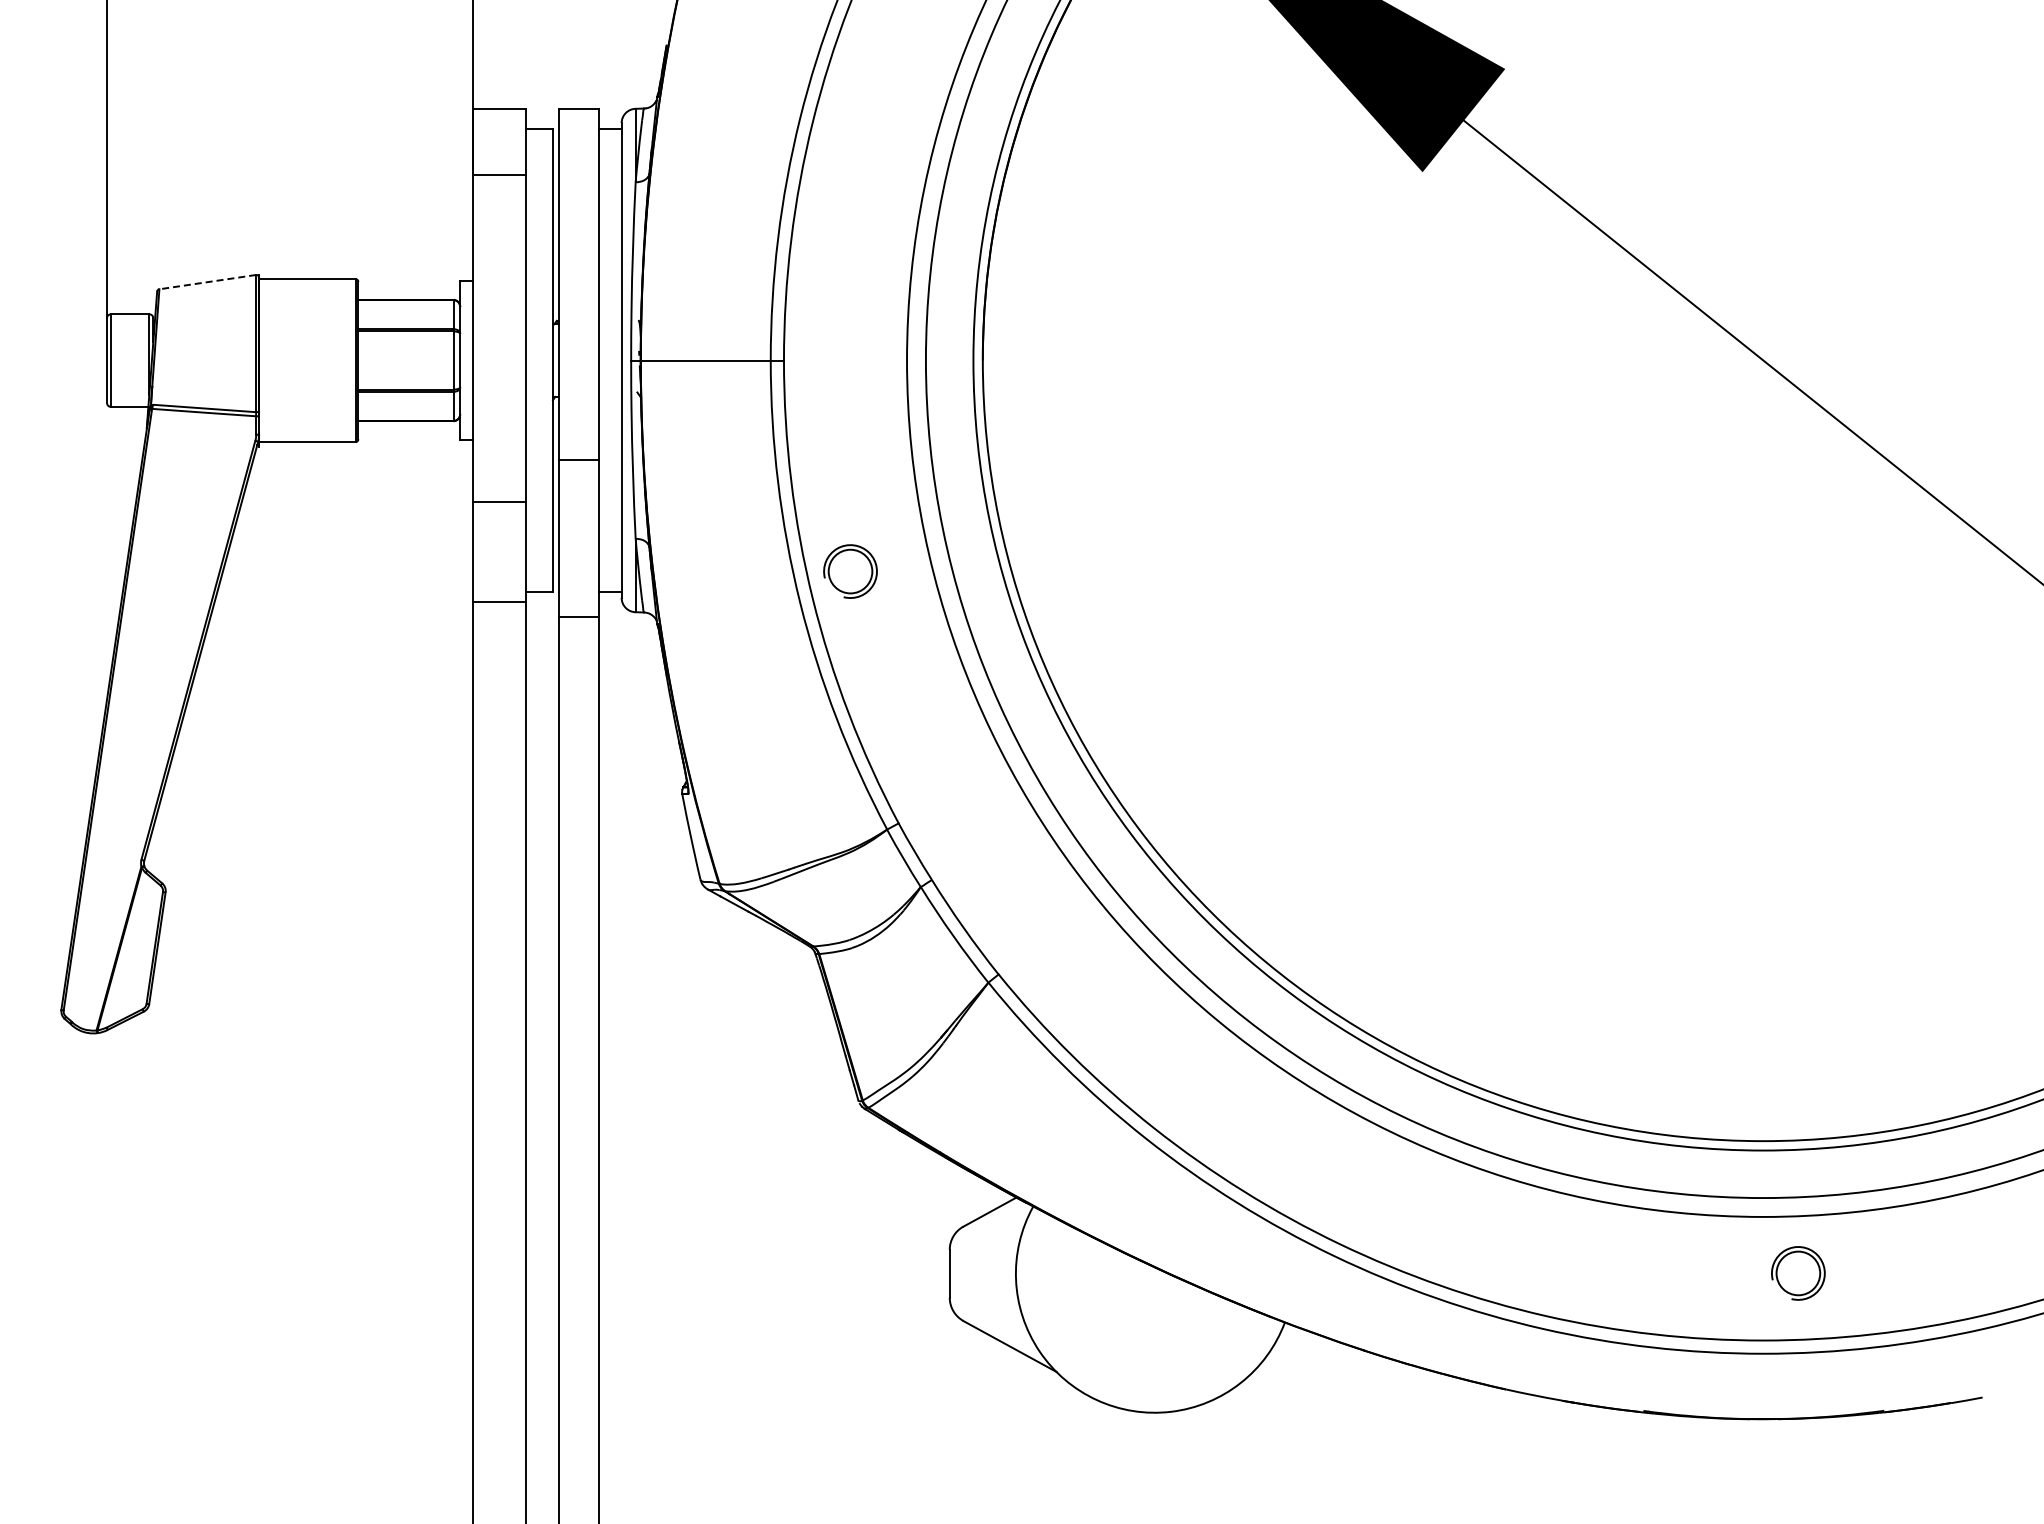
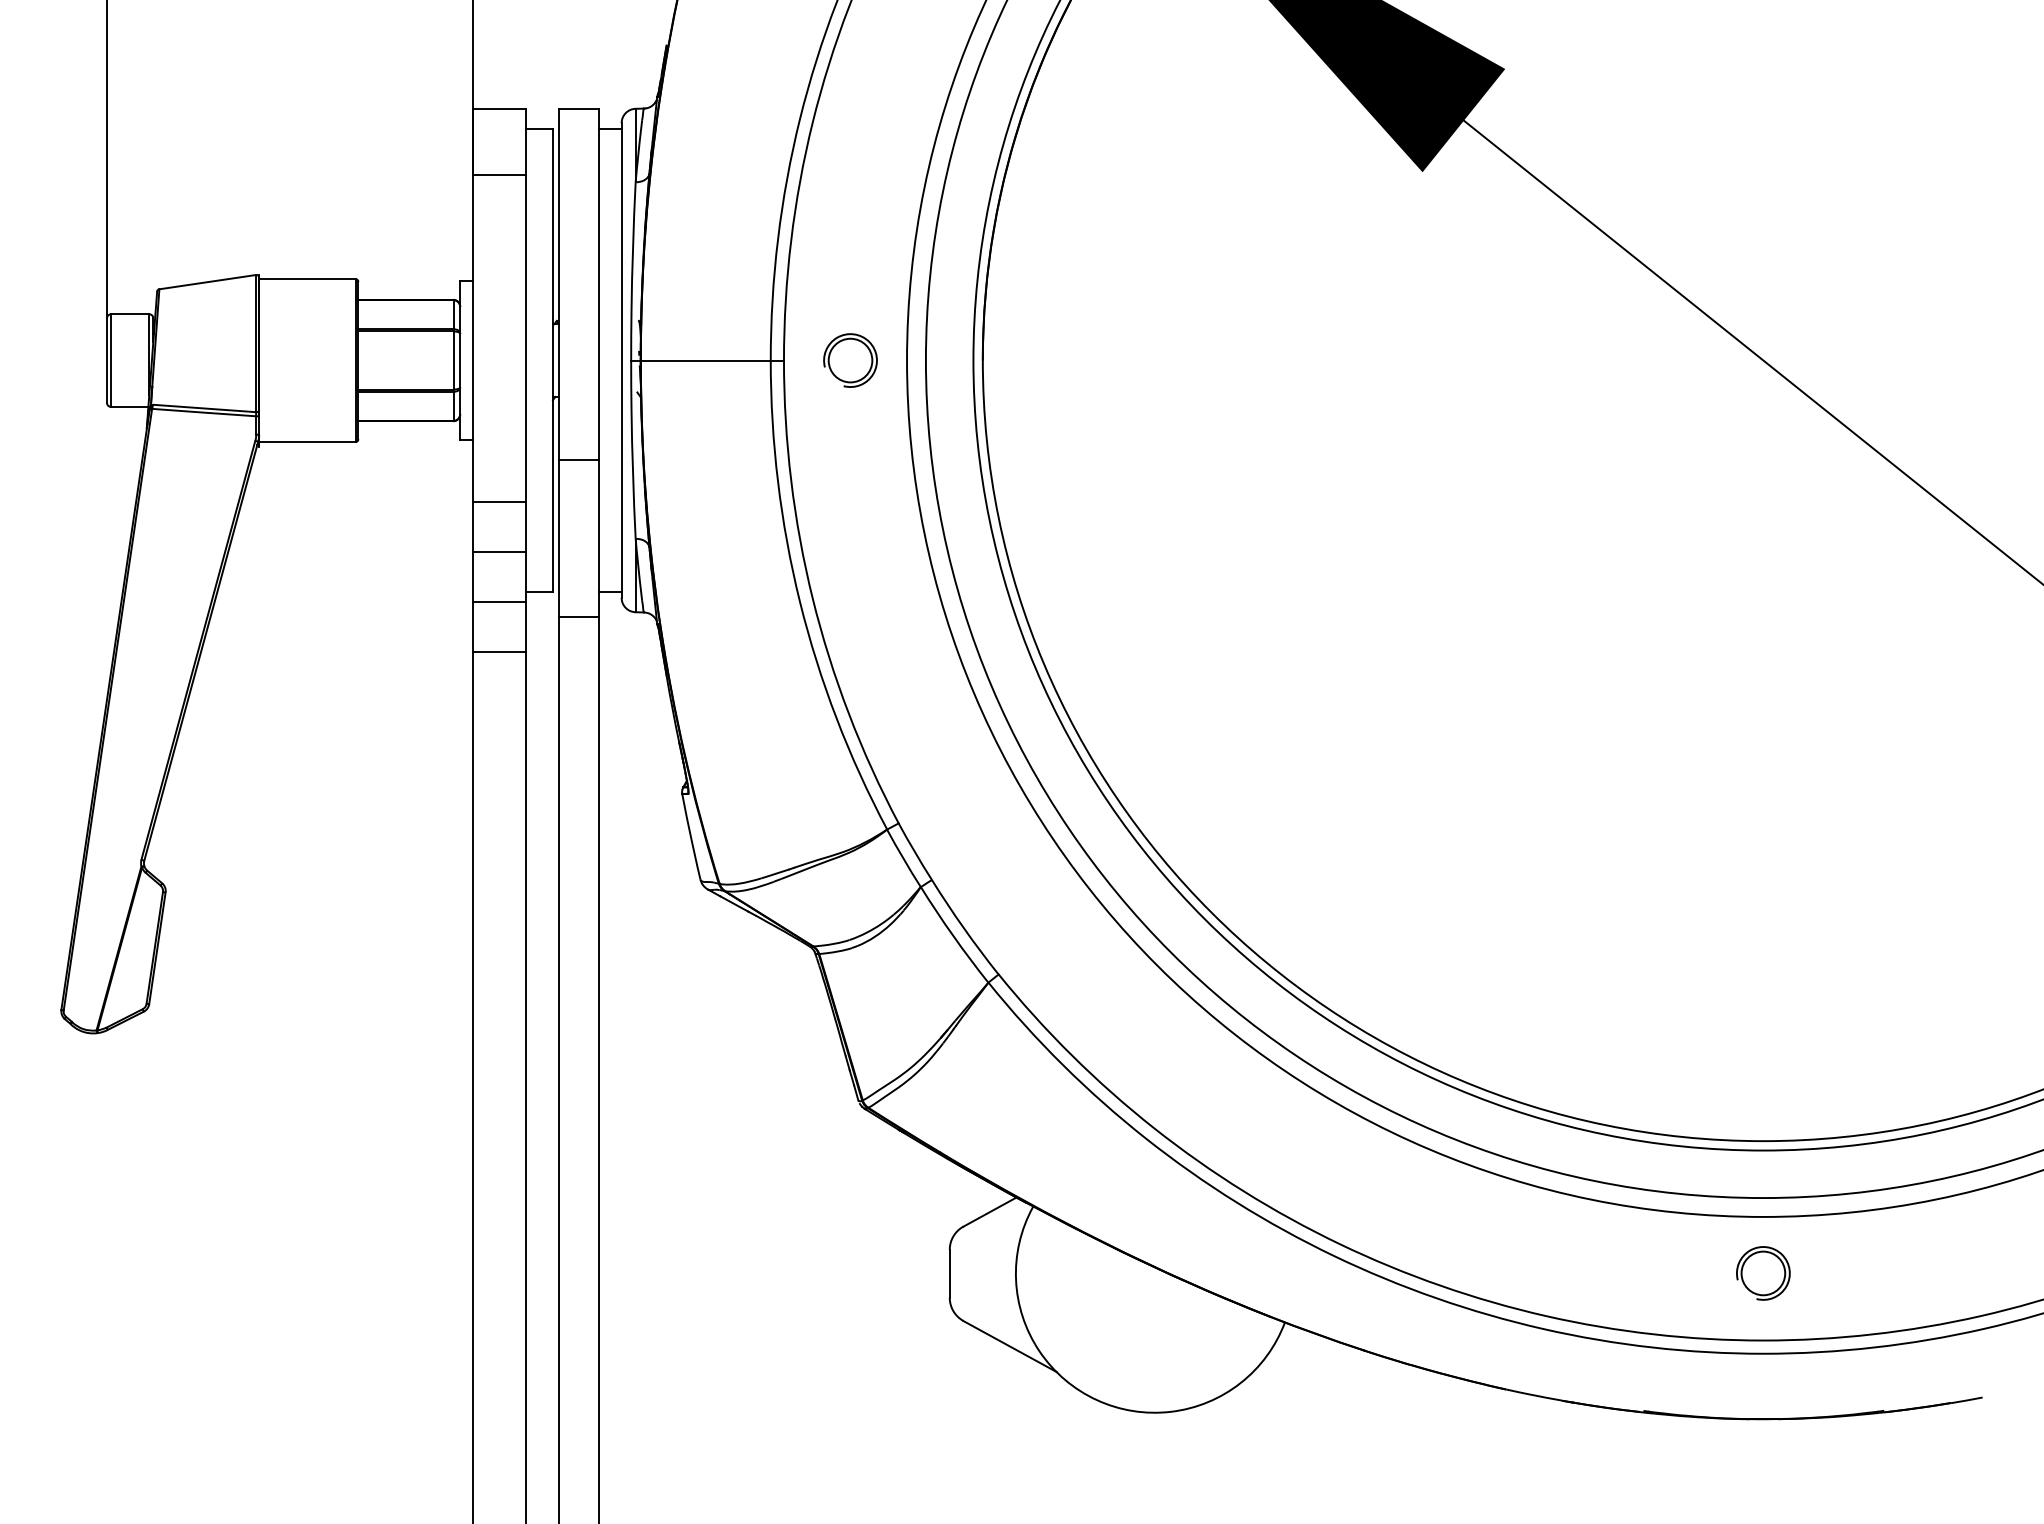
line: dashed -> solid (207, 282)
line: none -> present (499, 552)
part position: (850, 571) -> (850, 360) (850, 360)
line: none -> present (499, 652)
part position: (1798, 1273) -> (1763, 1273) (1763, 1273)
